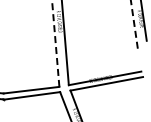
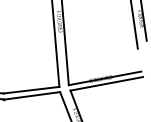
line: dashed -> solid (134, 24)
line: dashed -> solid (55, 43)
